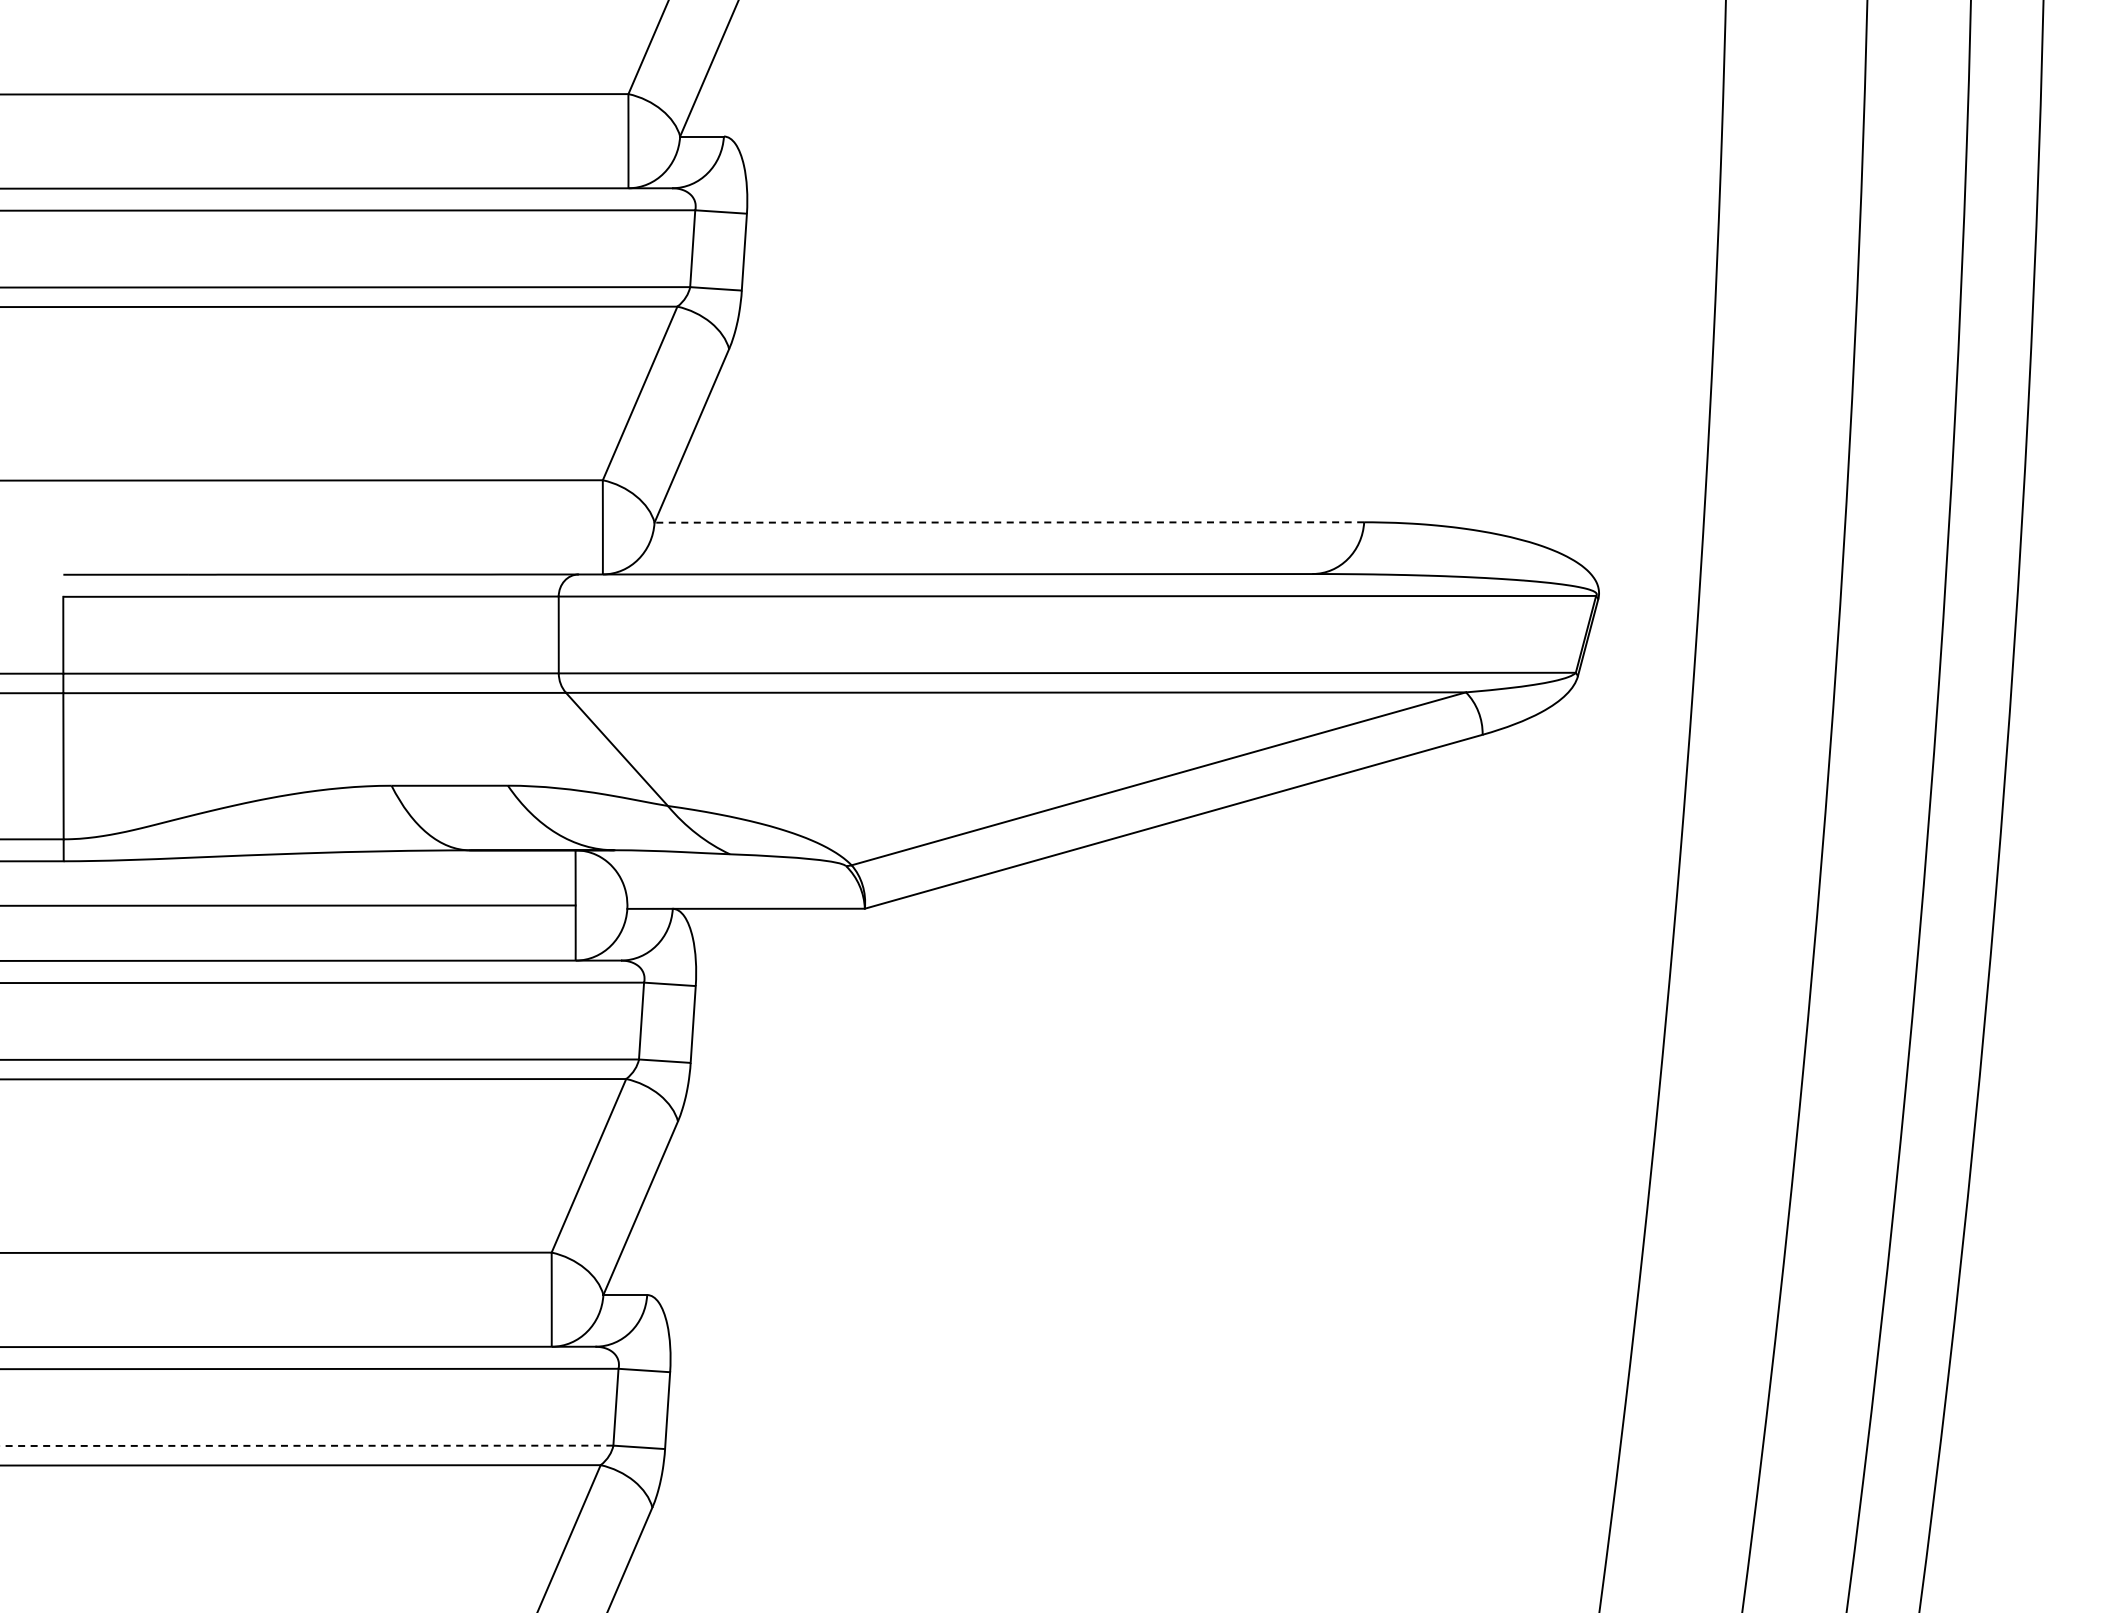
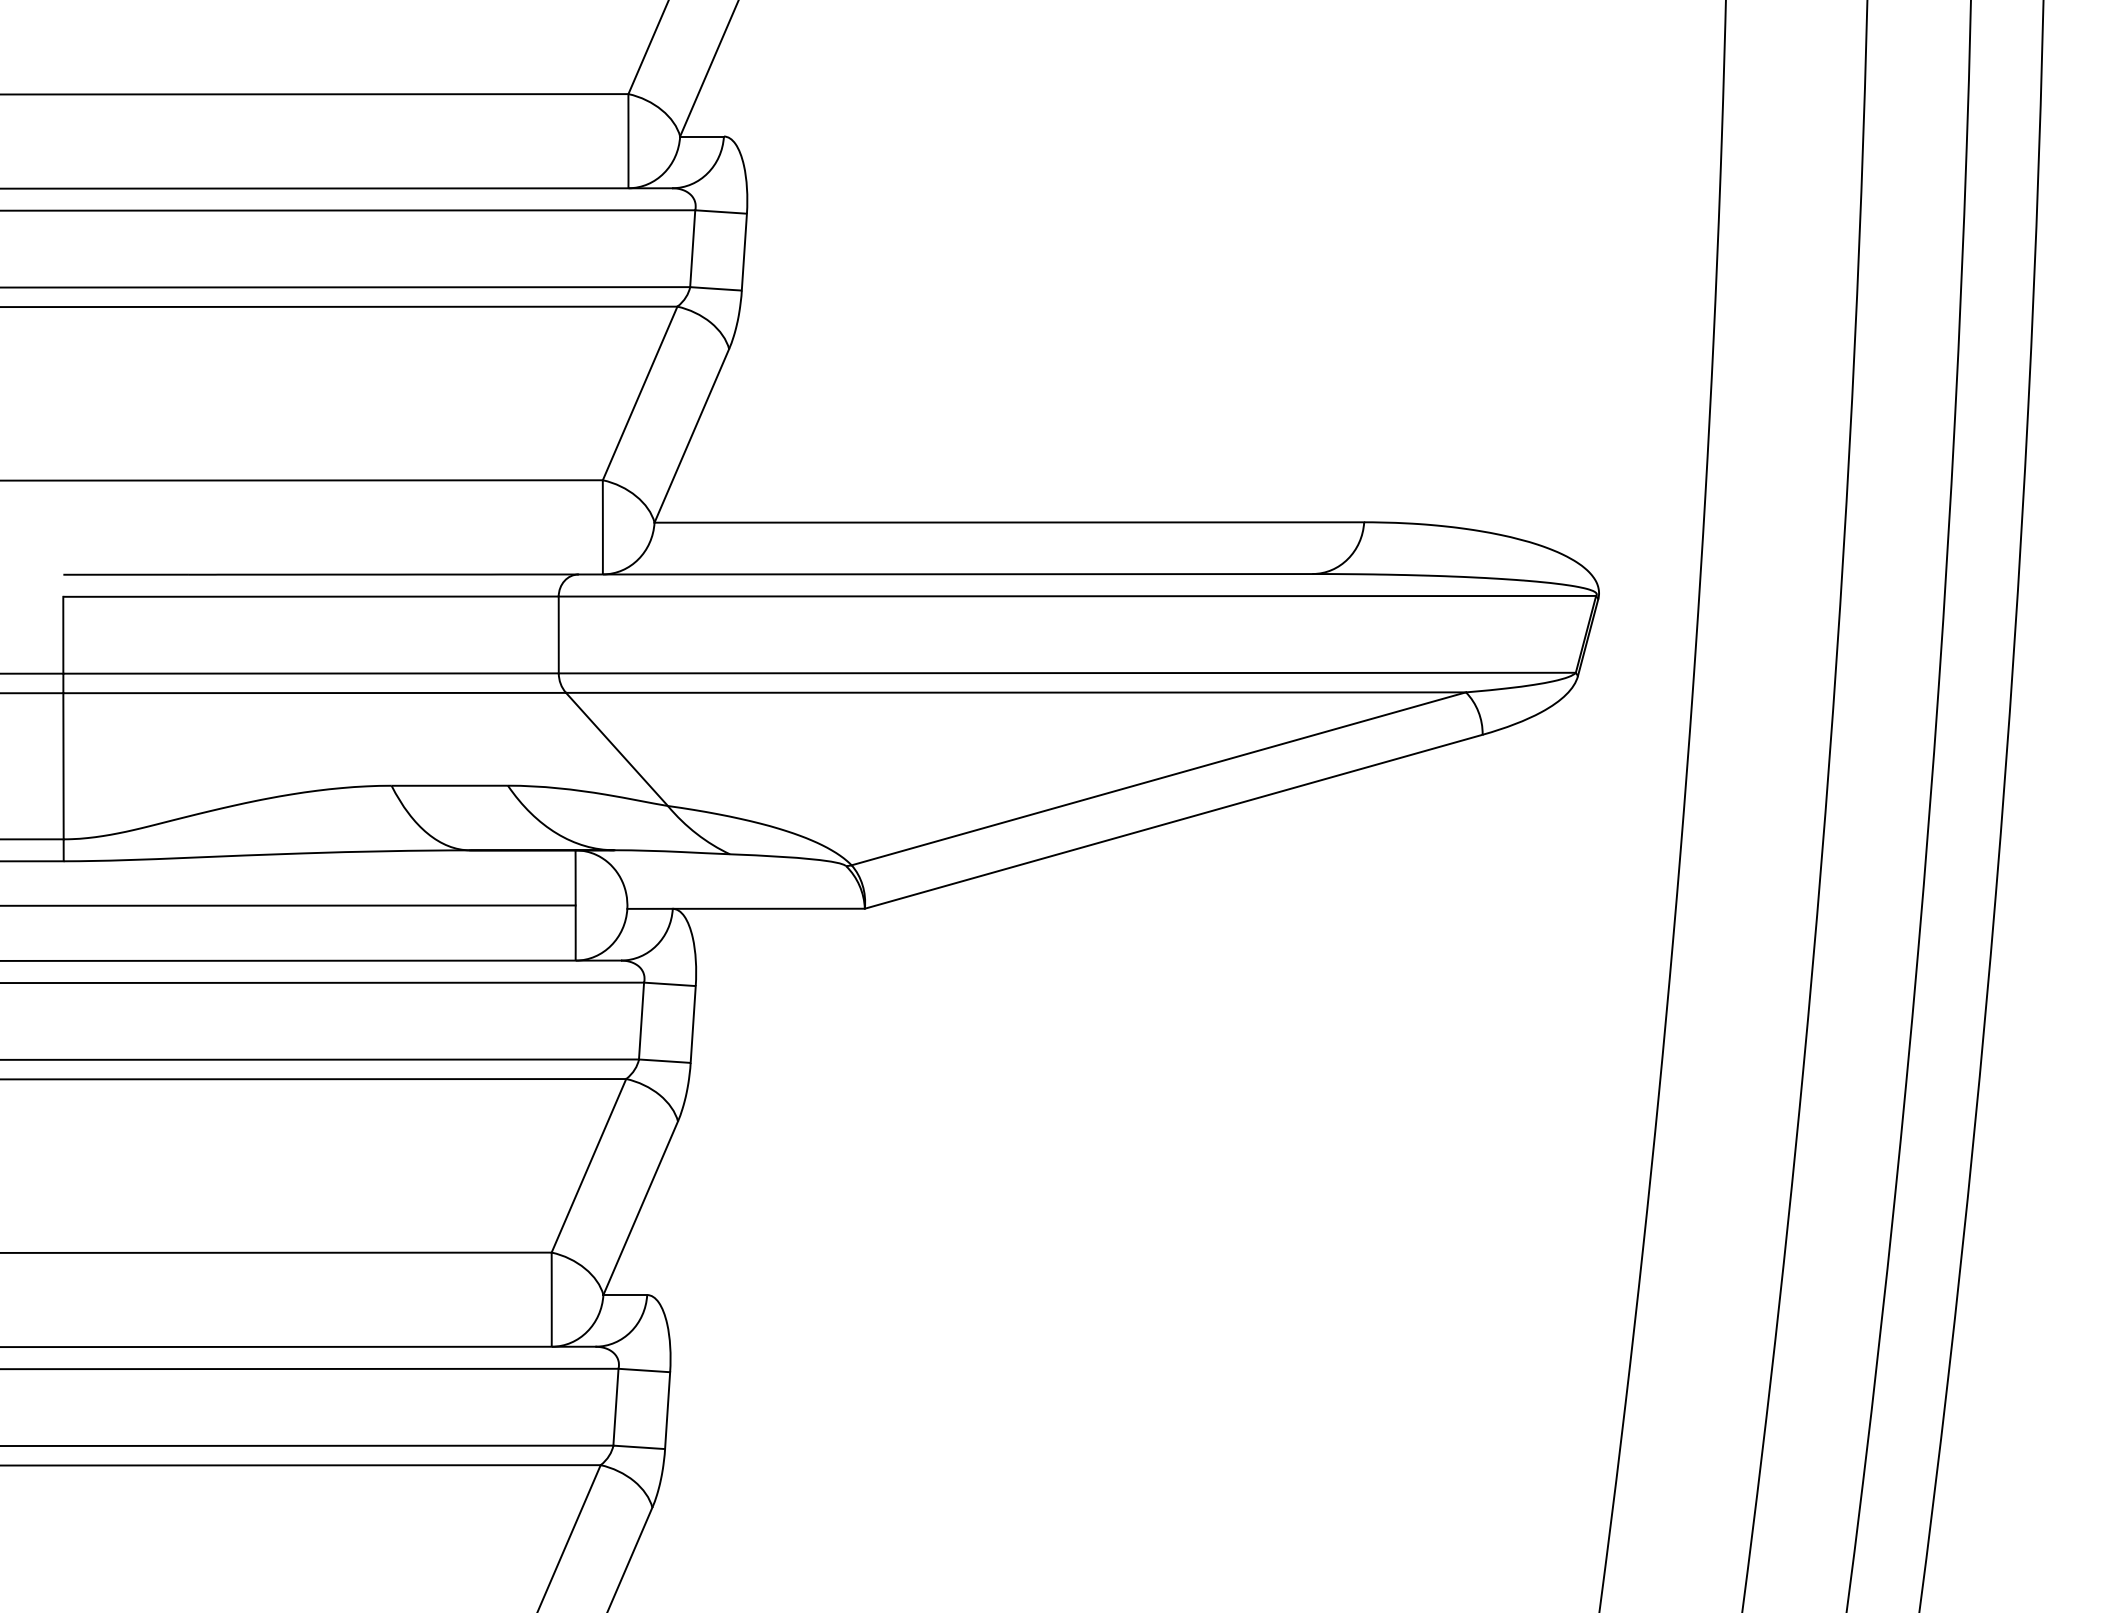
line: dashed -> solid (1009, 522)
line: dashed -> solid (306, 1445)
